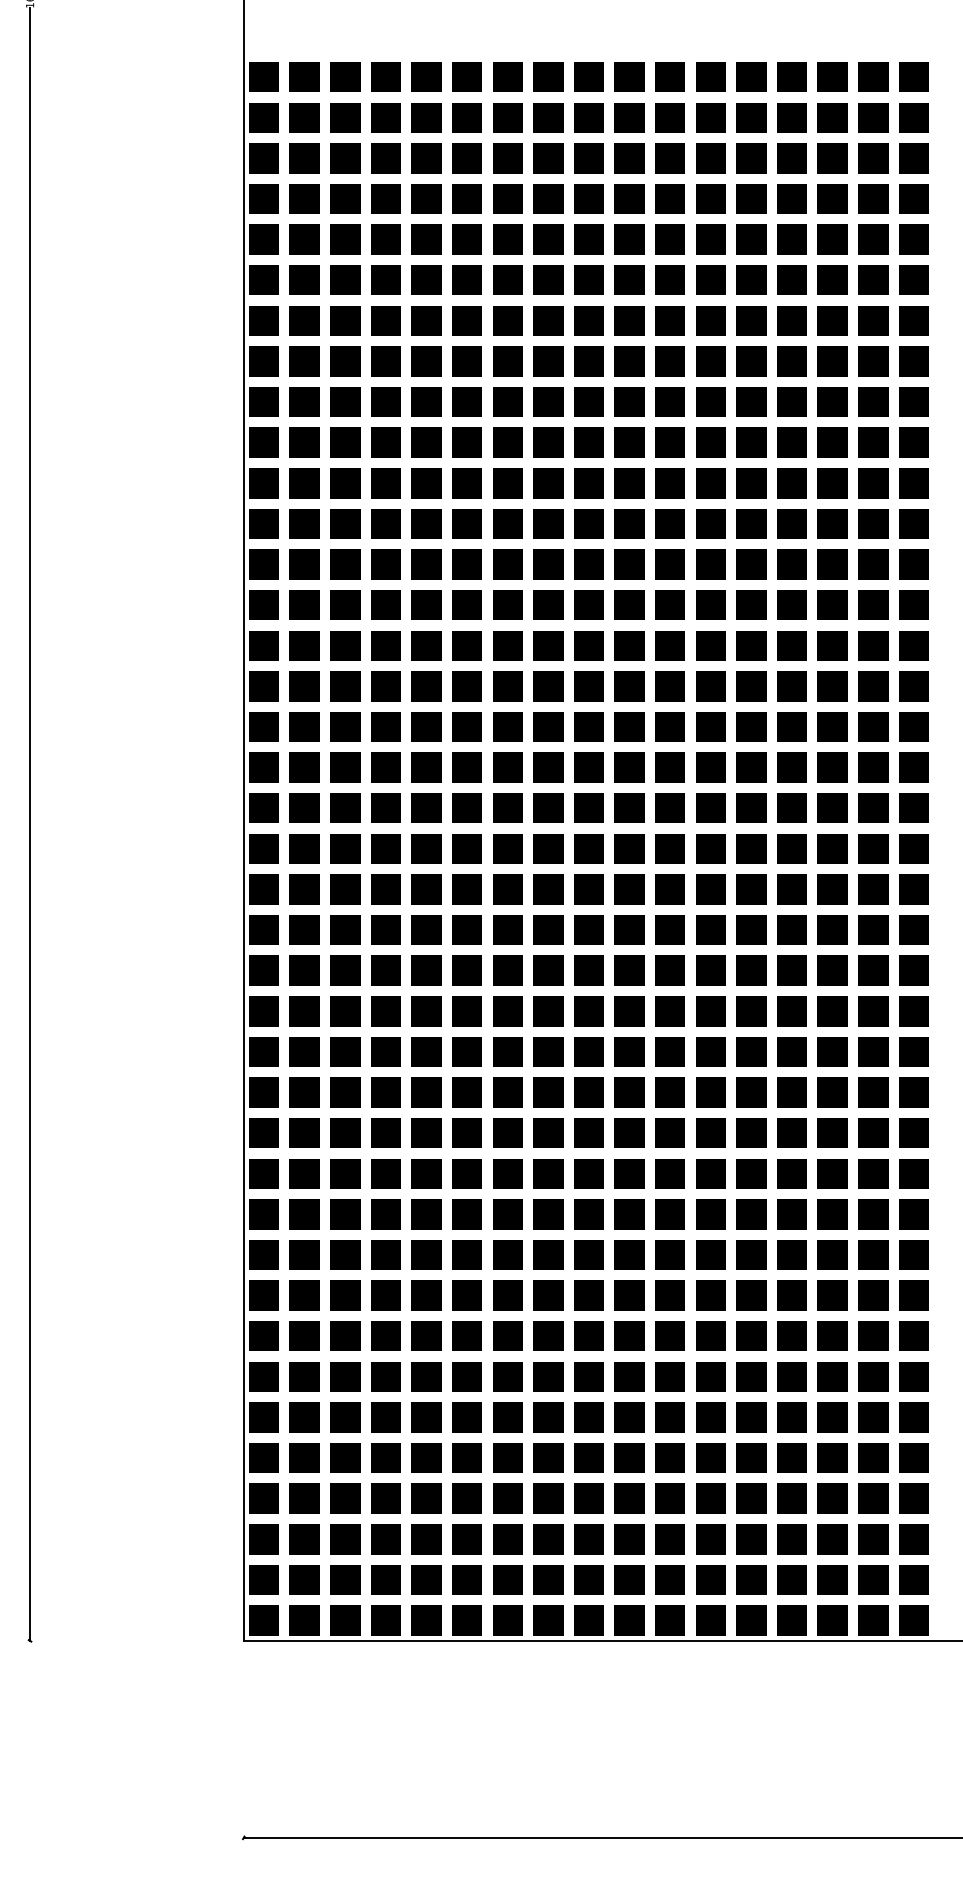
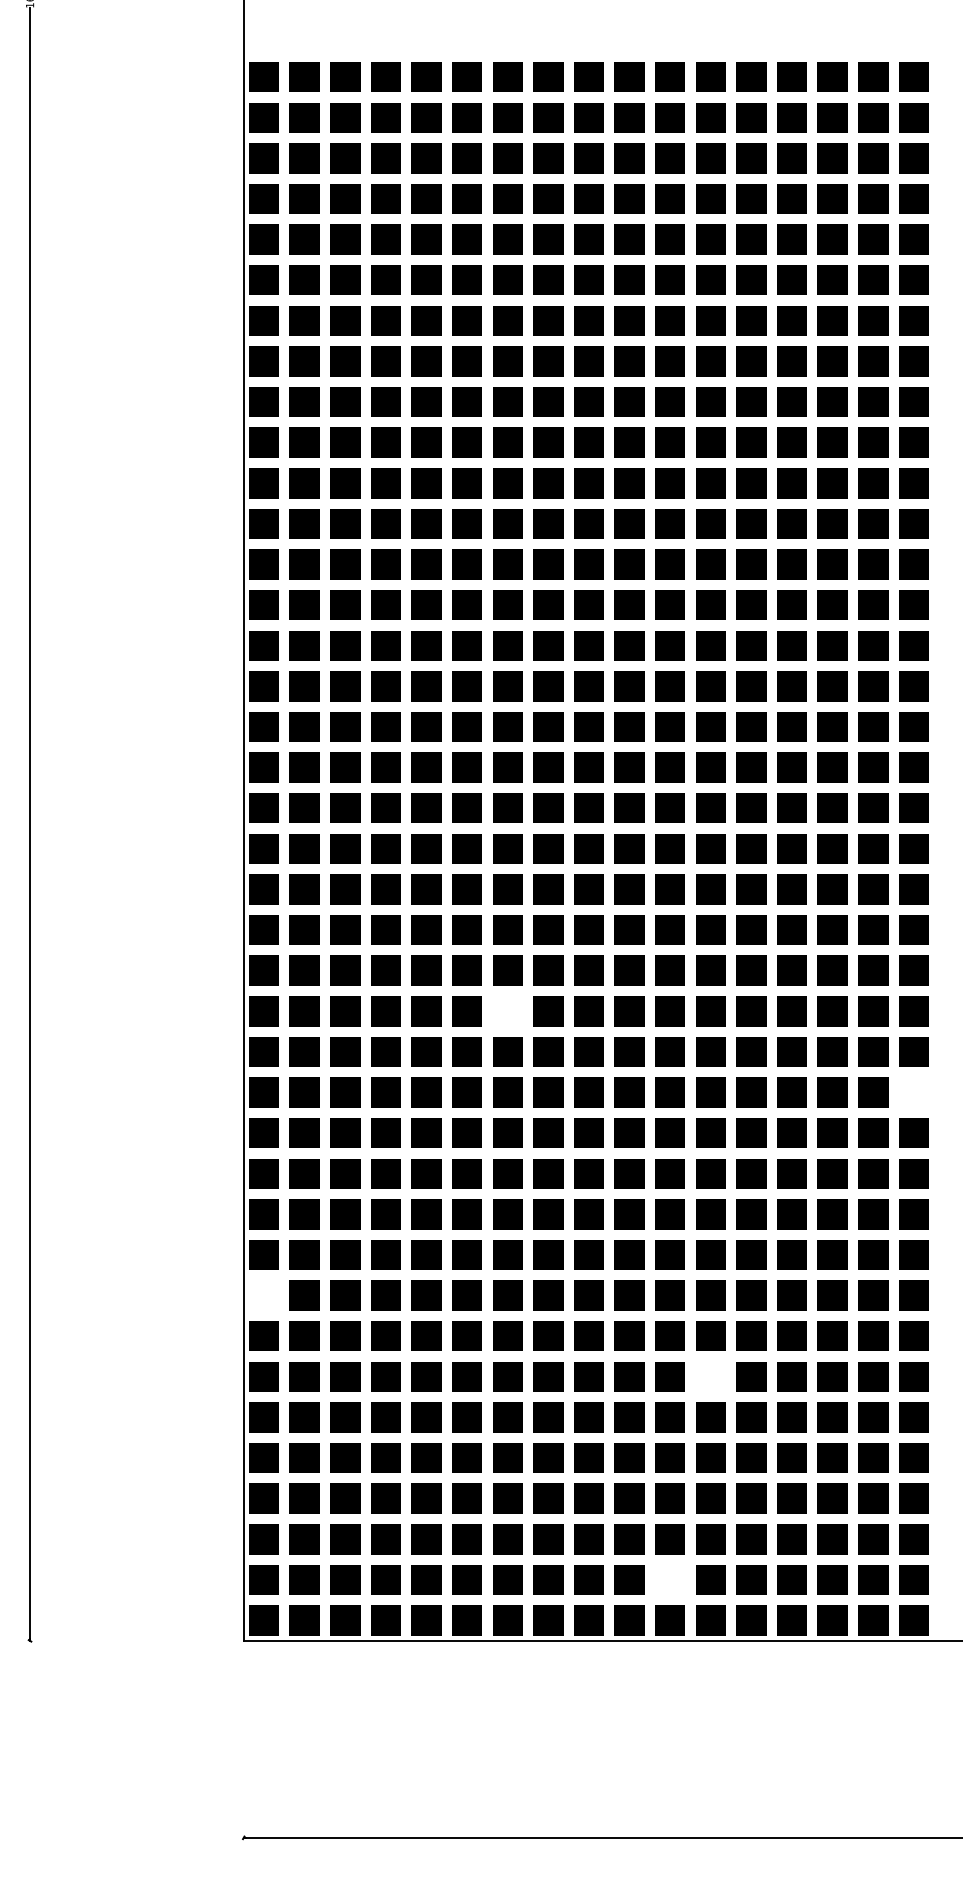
fill: present -> none (507, 1011)
part: present -> none (913, 1092)
fill: present -> none (263, 1295)
part: present -> none (710, 1376)
part: present -> none (669, 1579)
